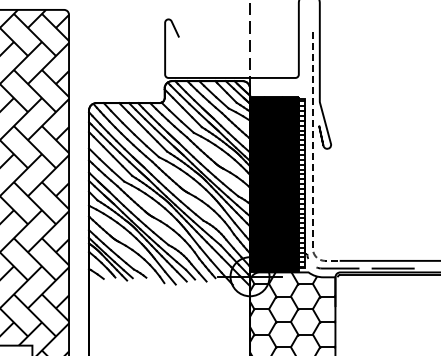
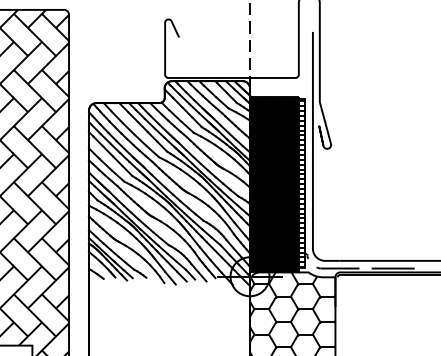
line: dashed -> solid (312, 164)
